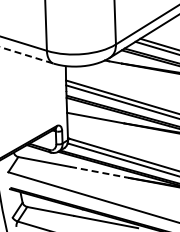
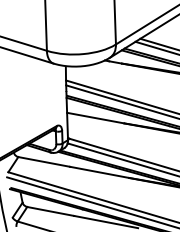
line: dashed -> solid (26, 55)
line: dashed -> solid (100, 172)
line: none -> present (91, 202)
